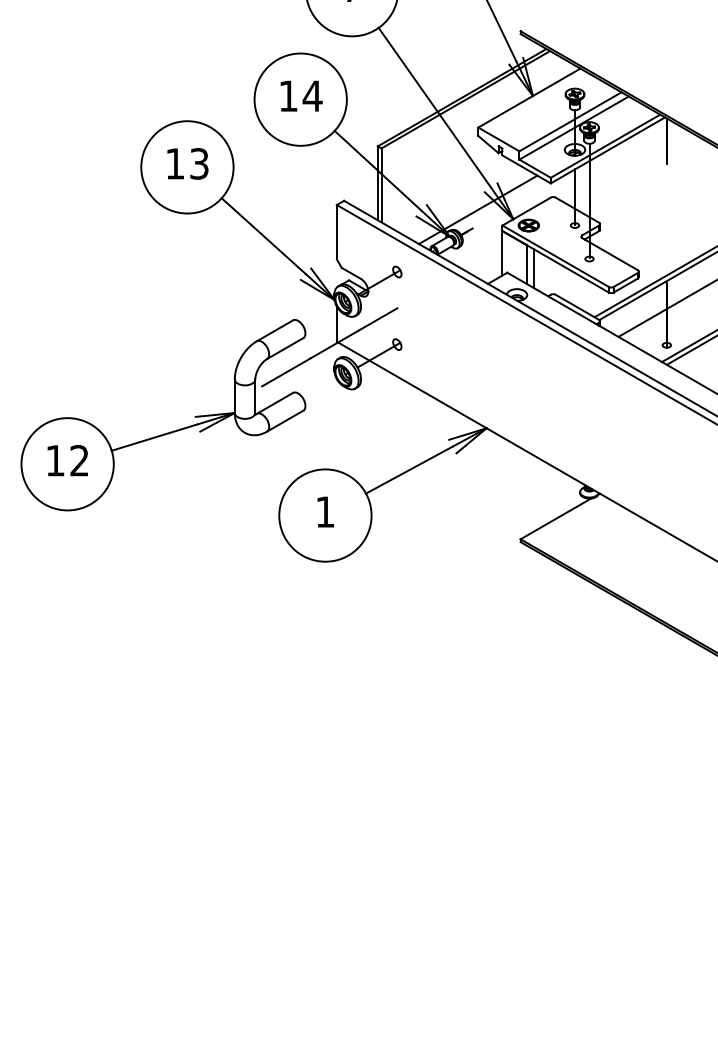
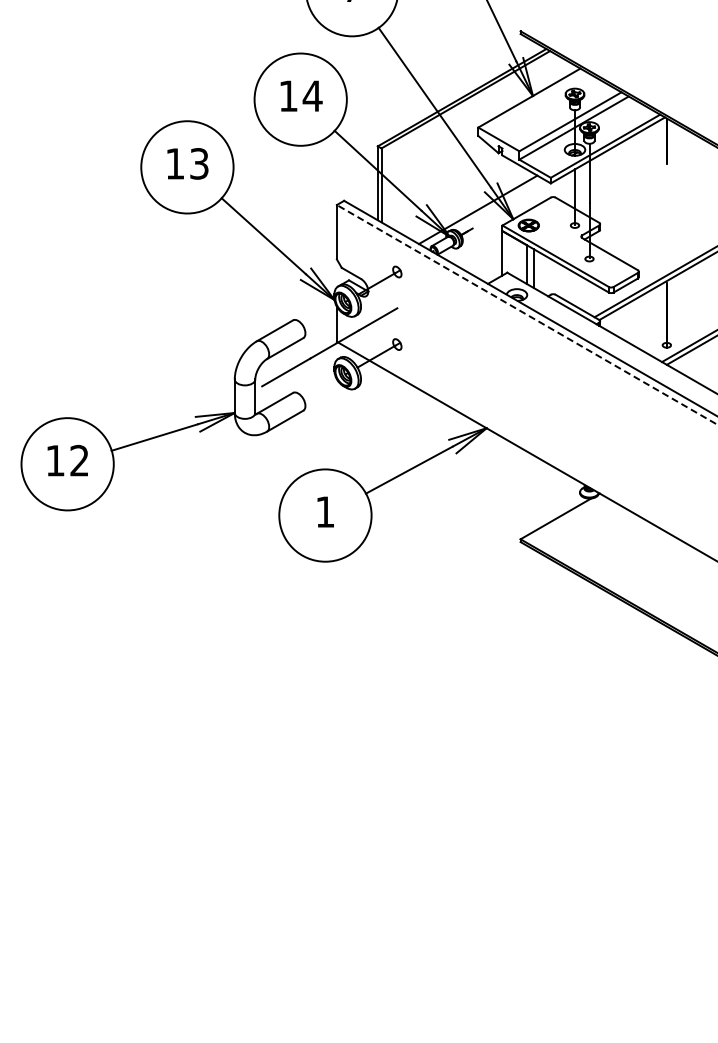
line: present -> none (666, 308)
line: solid -> dashed (527, 315)
